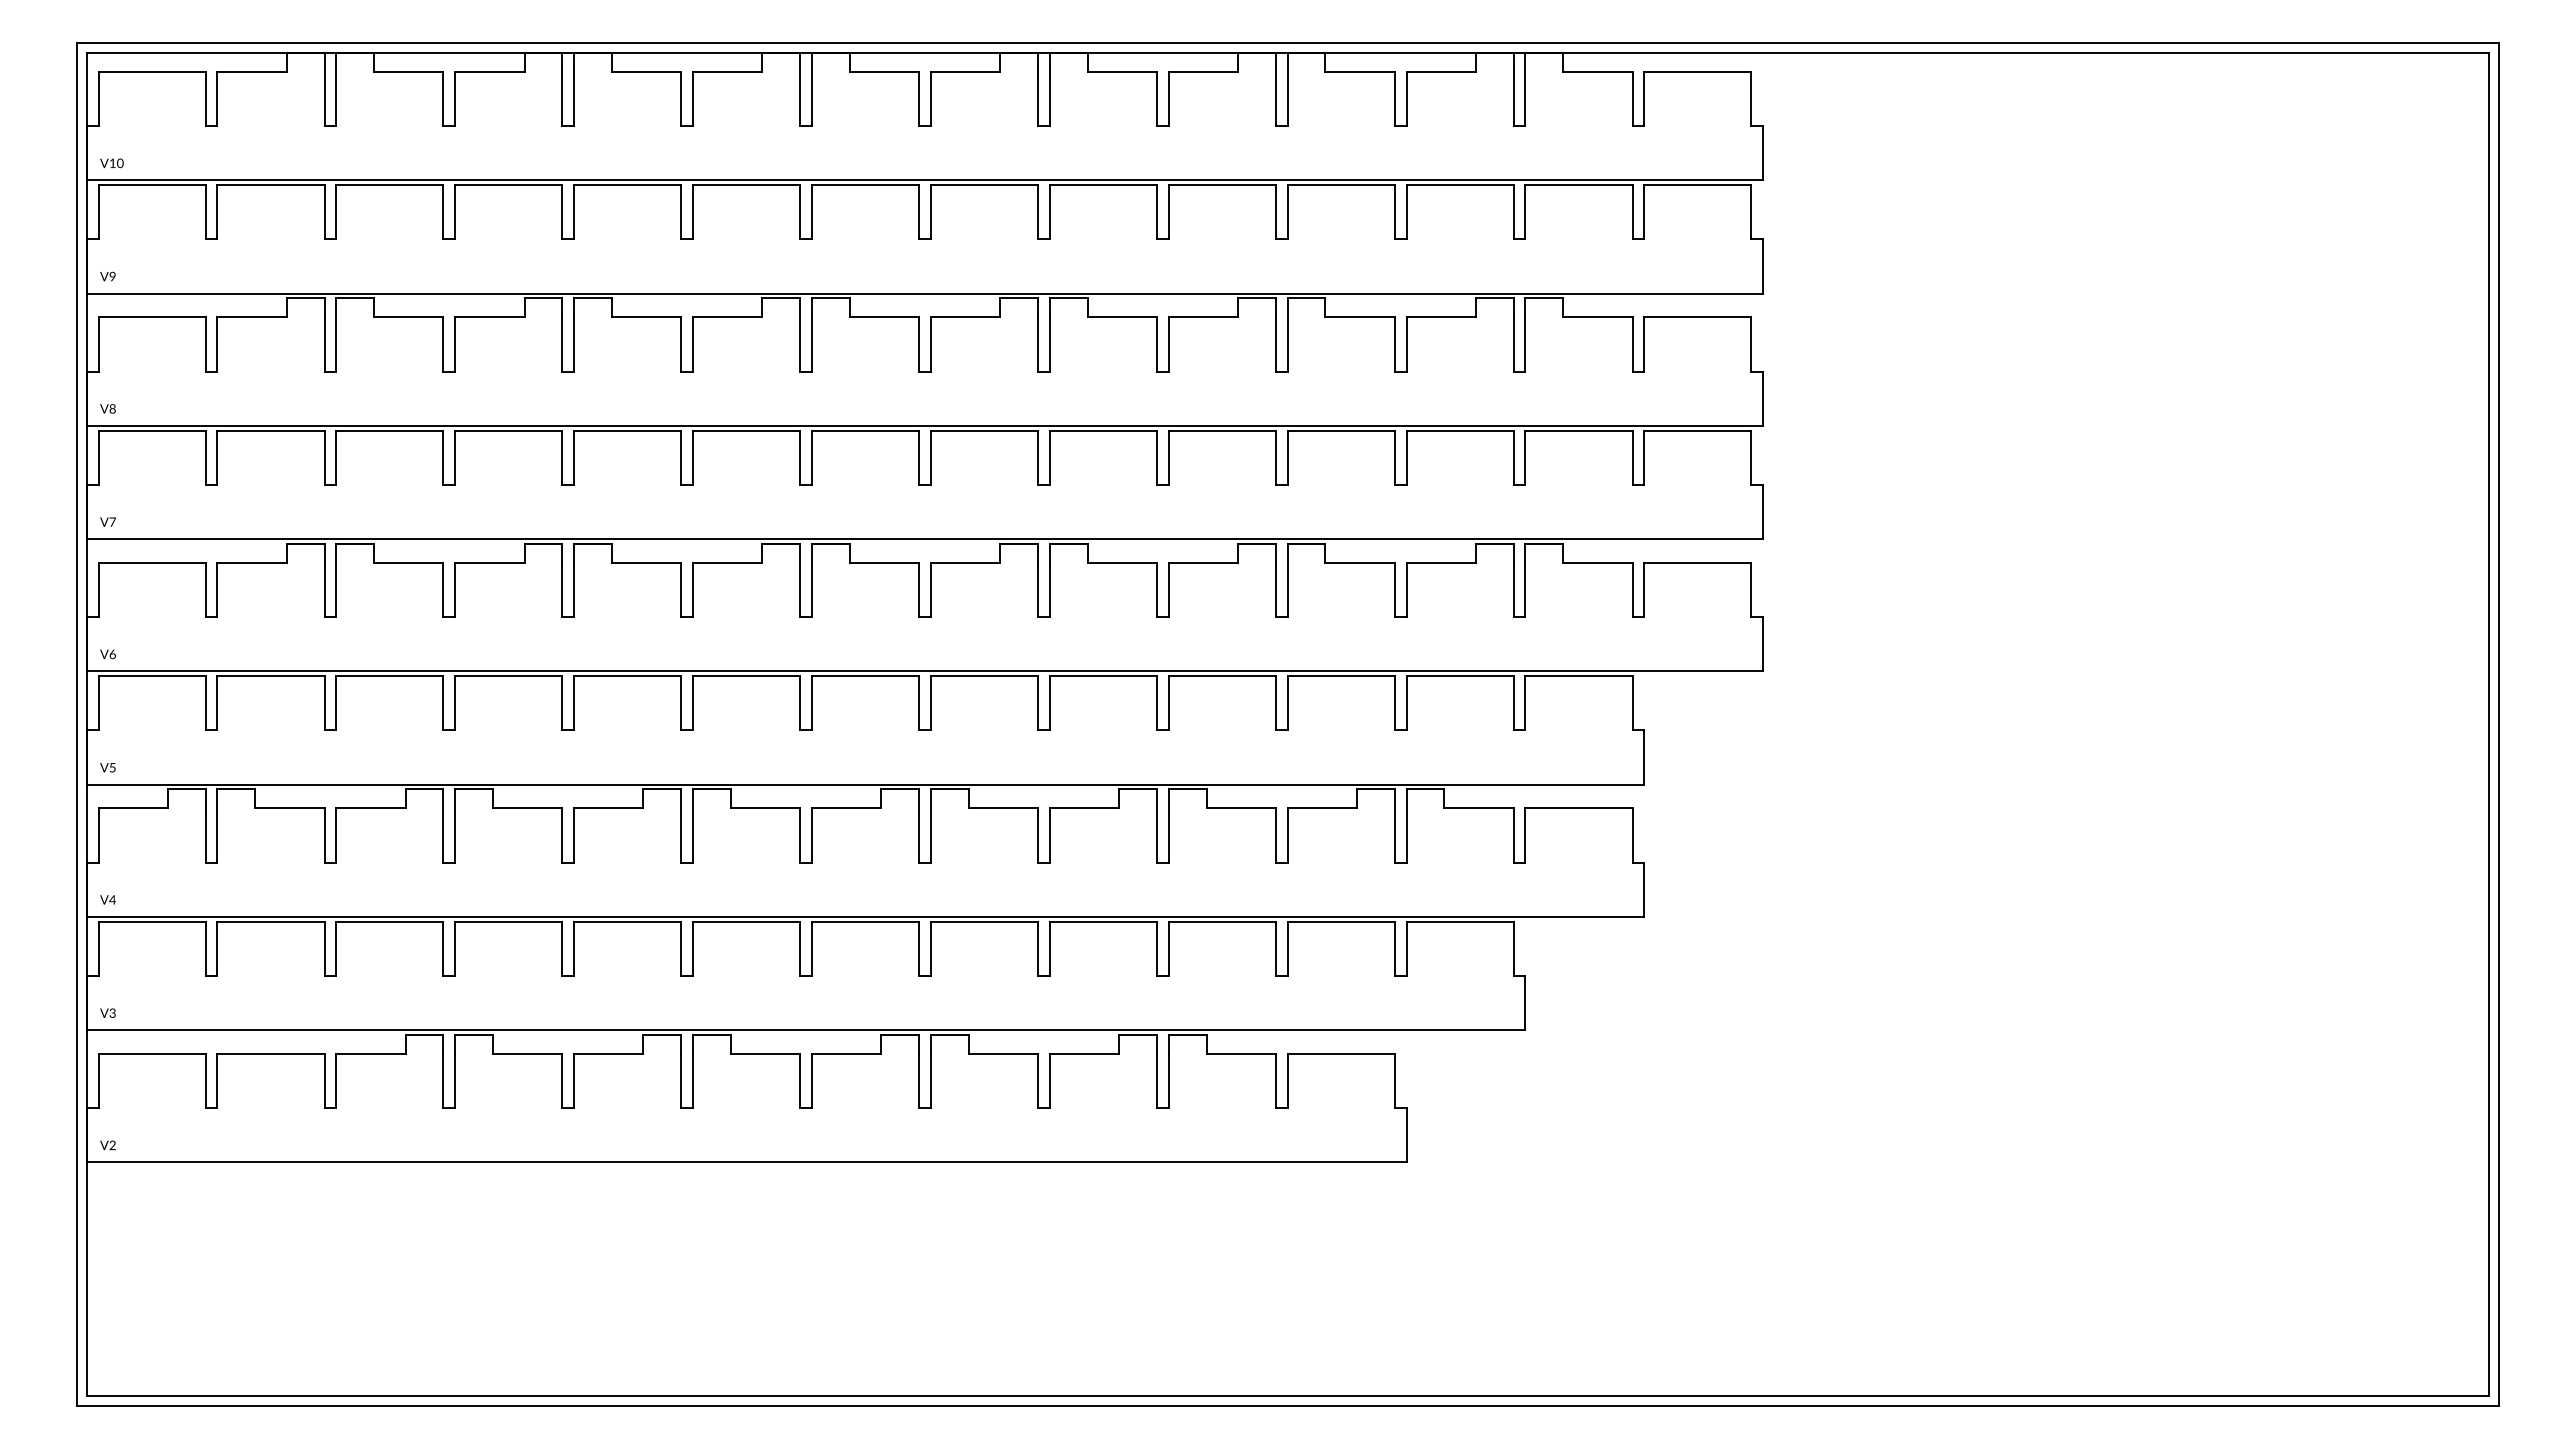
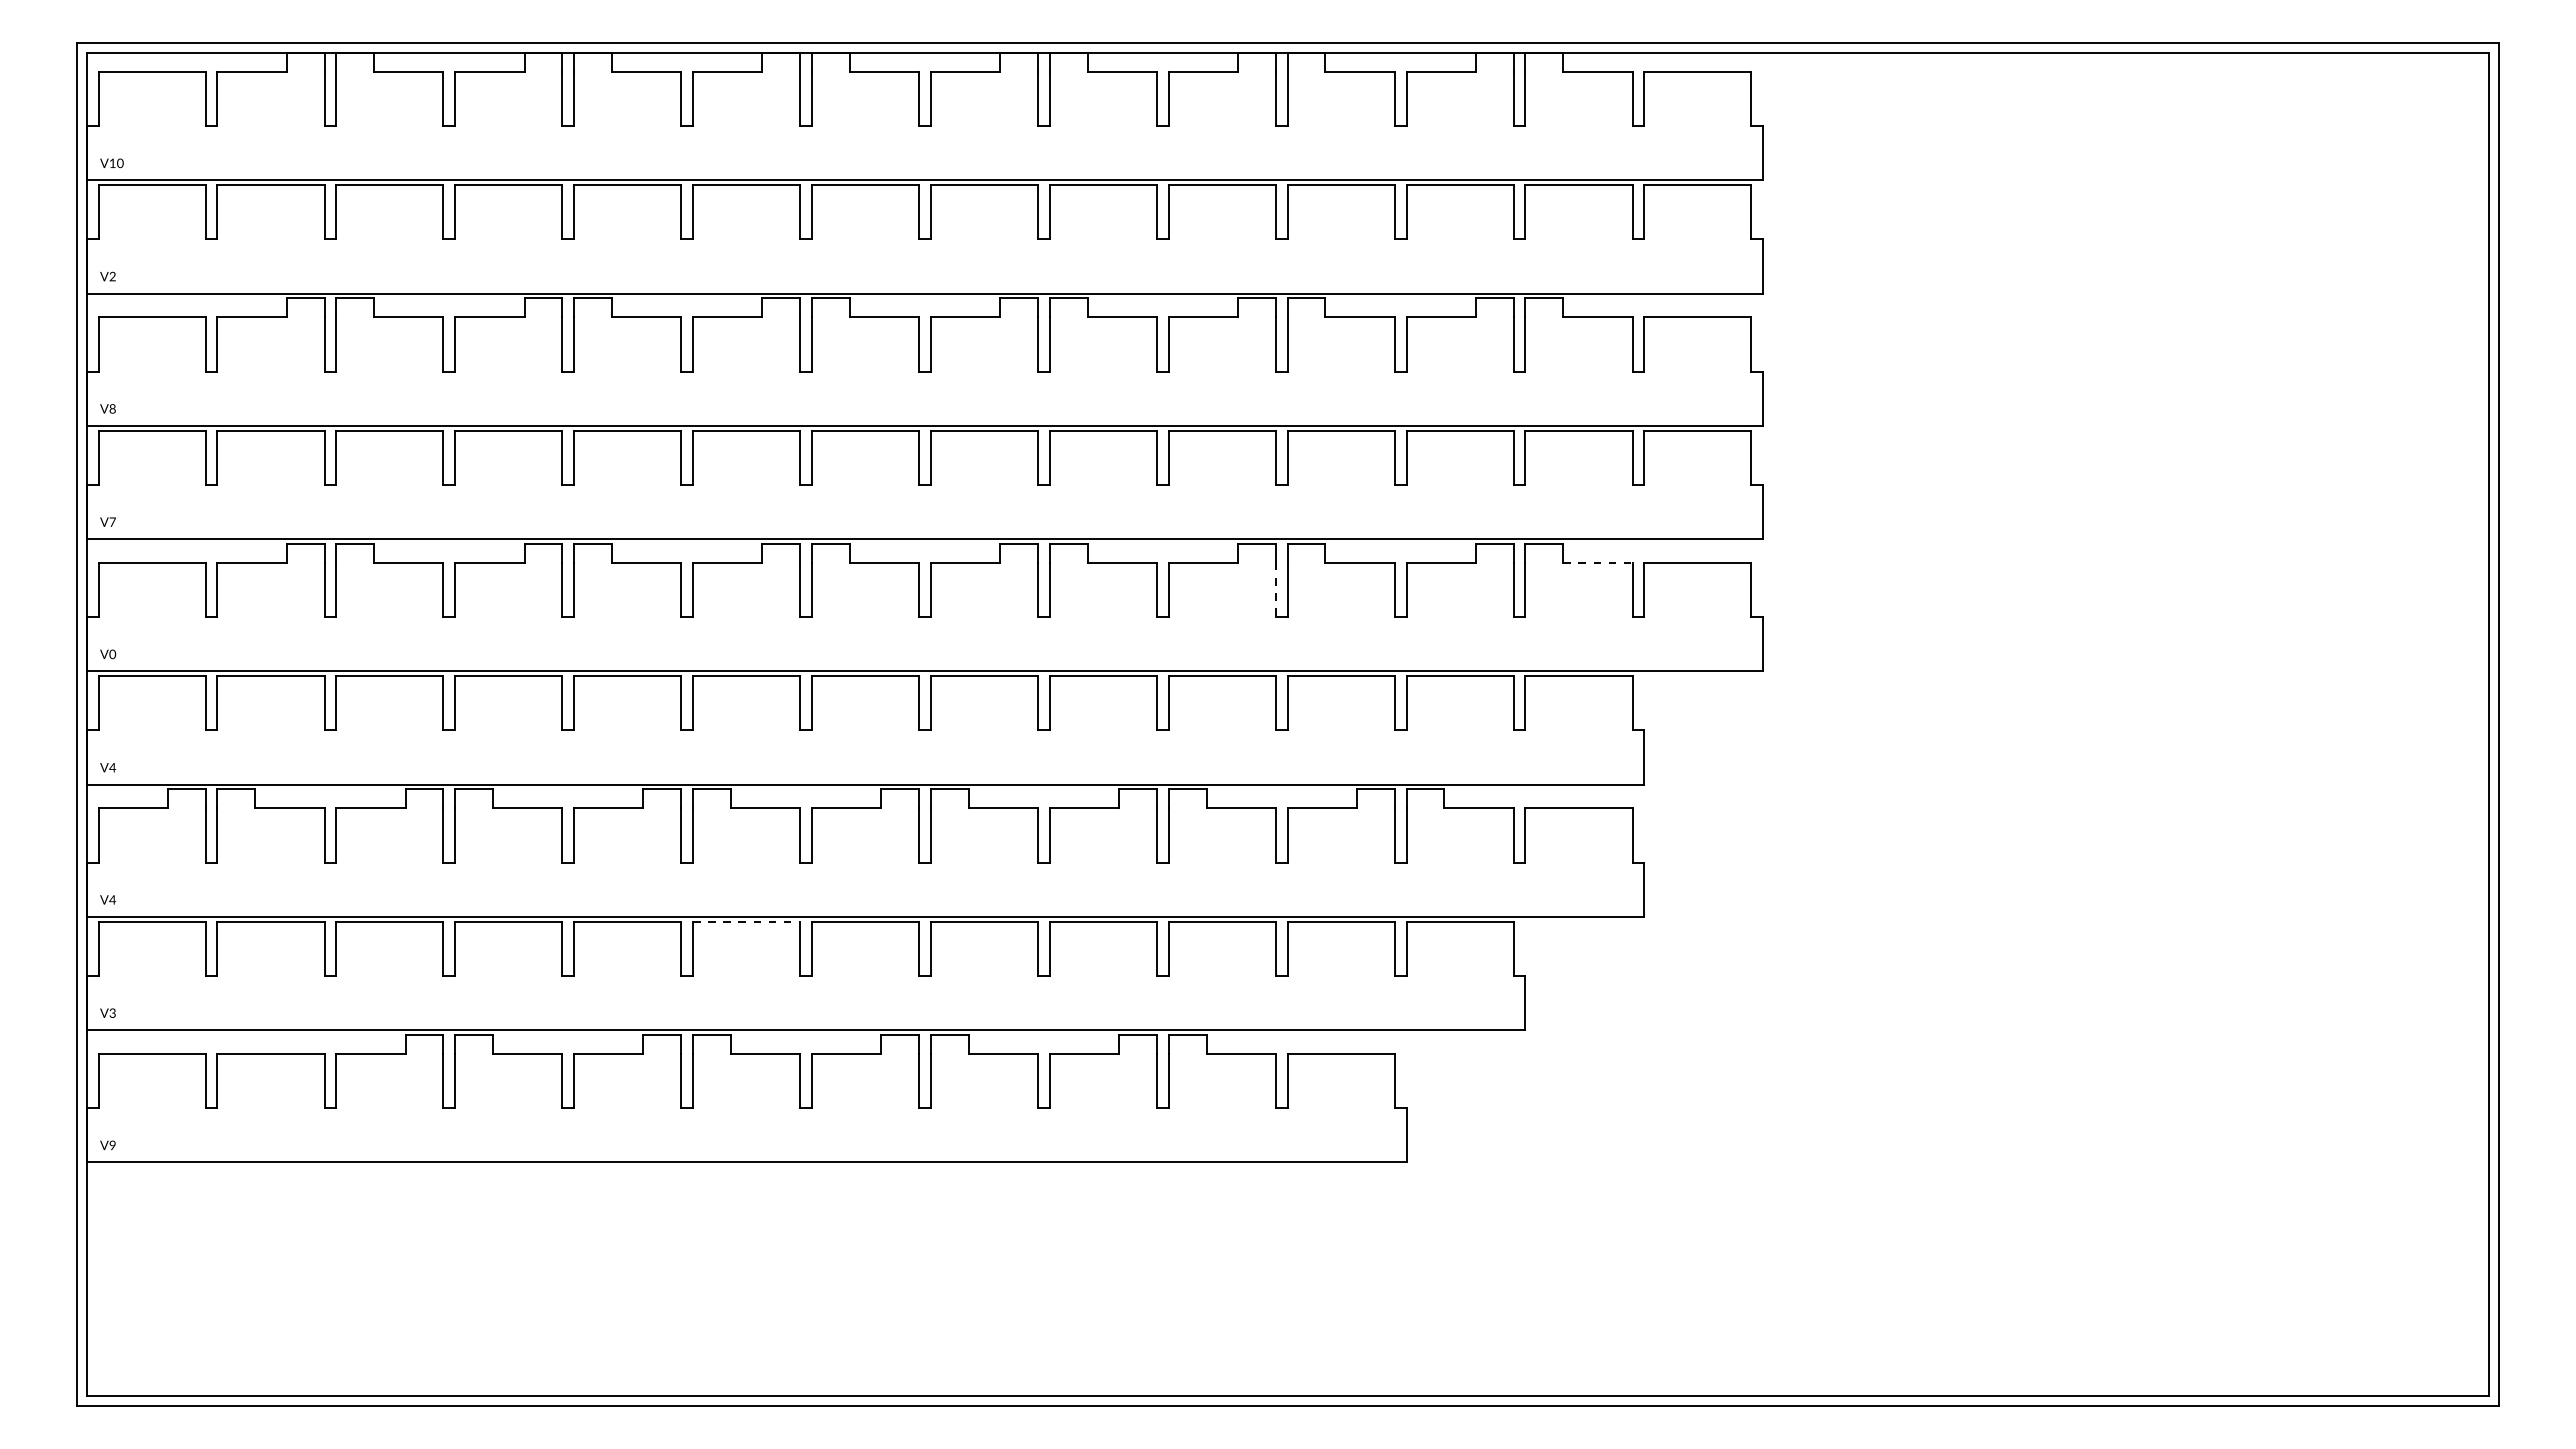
text: V9 -> V2 (112, 277)
line: solid -> dashed (1597, 562)
line: solid -> dashed (1275, 590)
text: V6 -> V0 (112, 653)
text: V5 -> V4 (112, 767)
line: solid -> dashed (746, 921)
text: V2 -> V9 (112, 1146)
